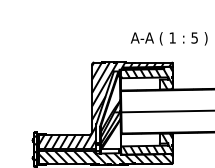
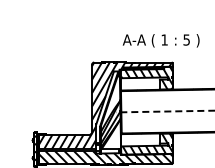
text position: (168, 38) -> (160, 40) (160, 40)
line: solid -> dashed (164, 111)
